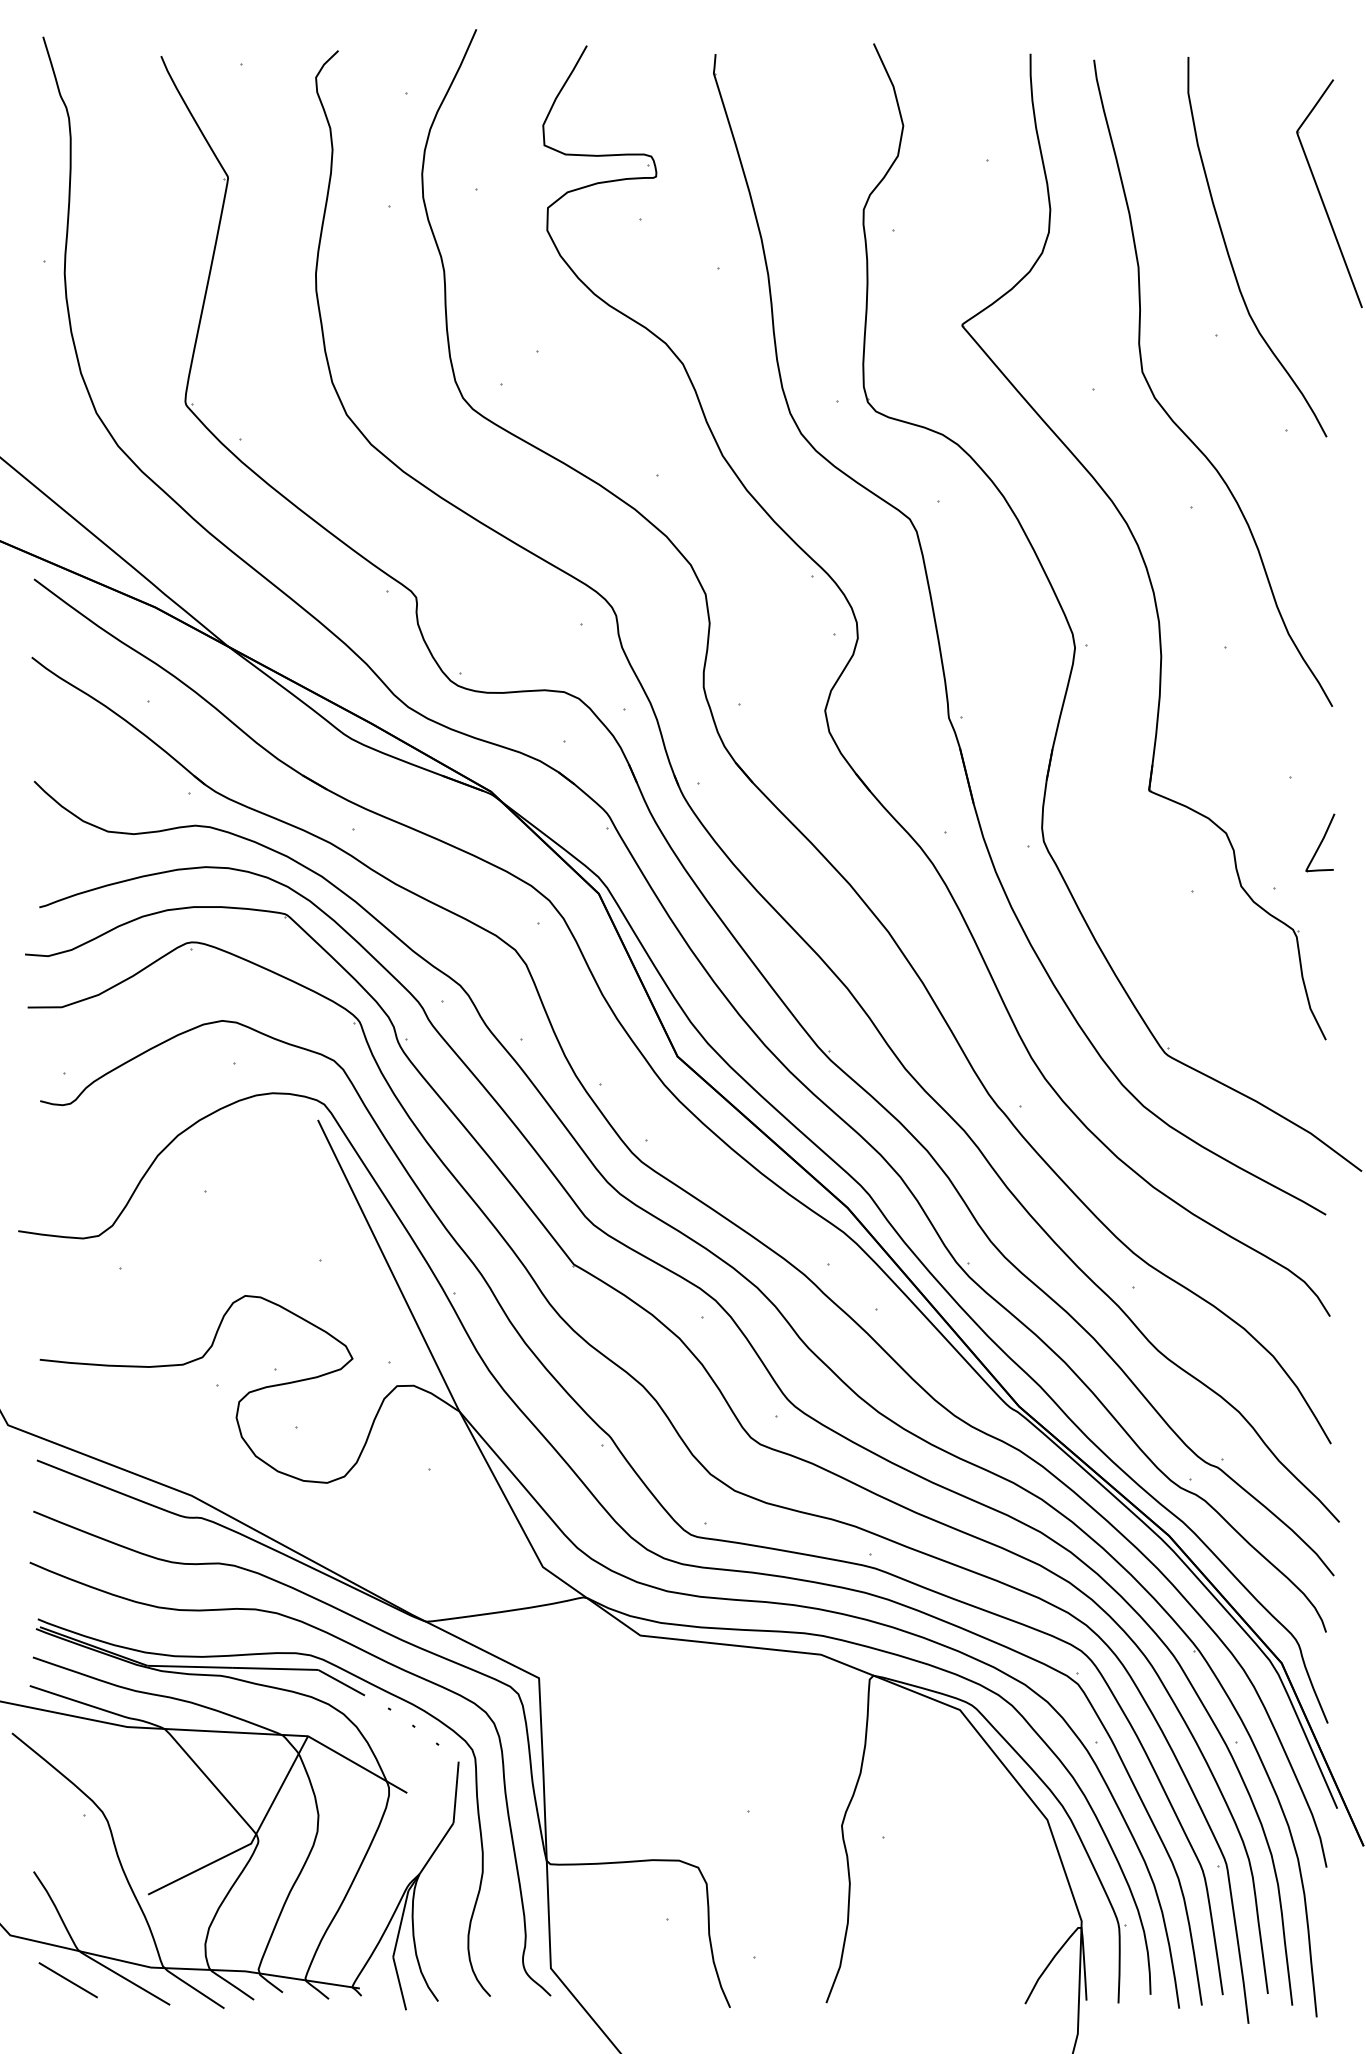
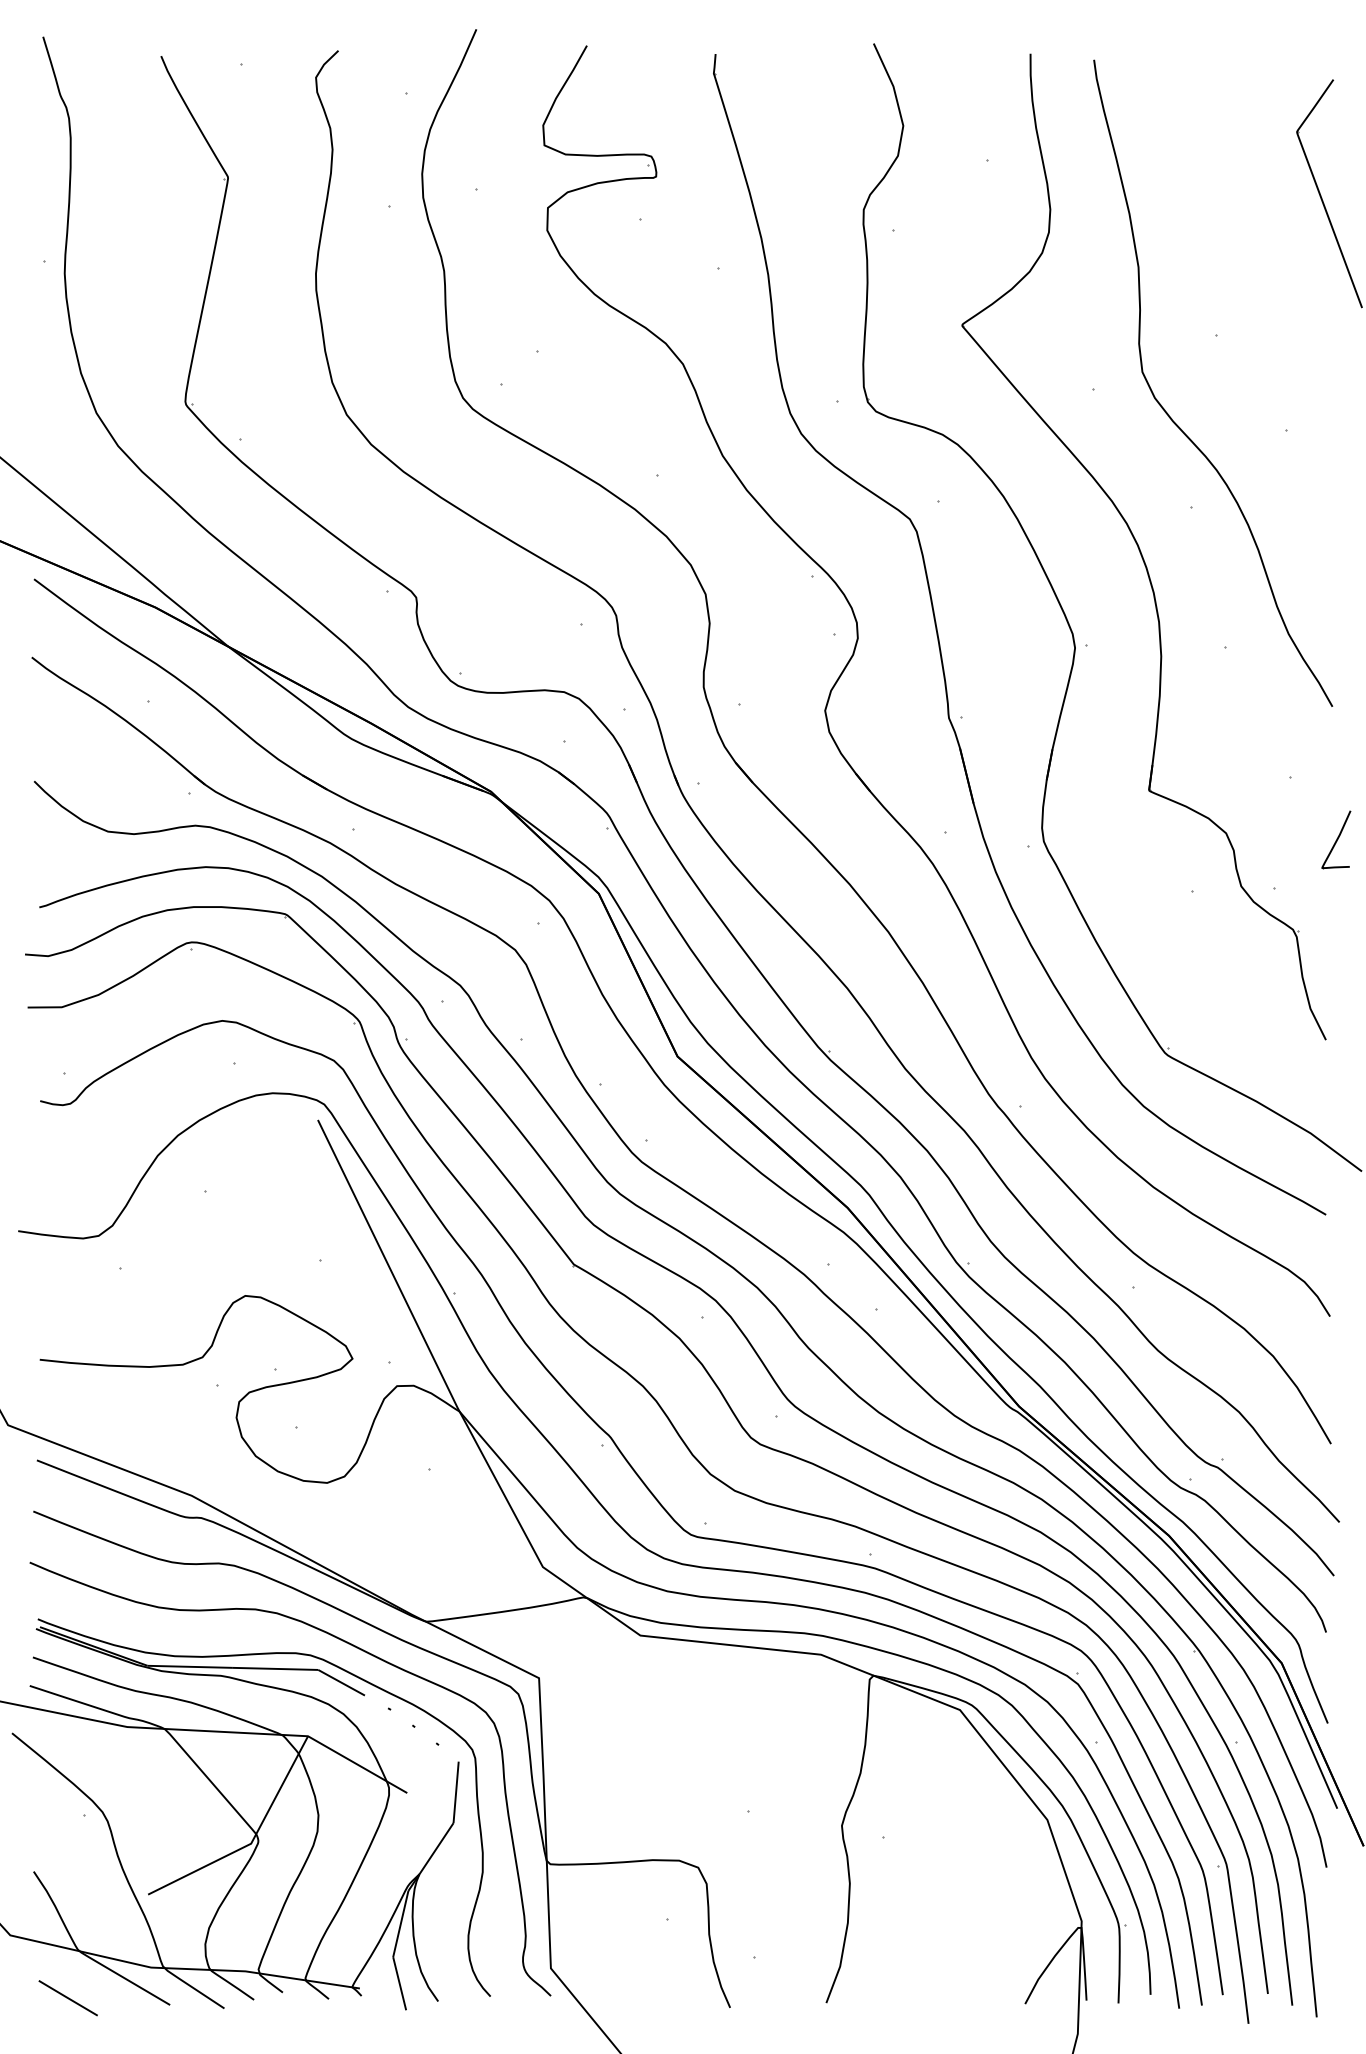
curve: present -> none (1230, 257)
part position: (1320, 842) -> (1336, 839) (1336, 839)
line position: (67, 1980) -> (67, 1998) (67, 1998)
